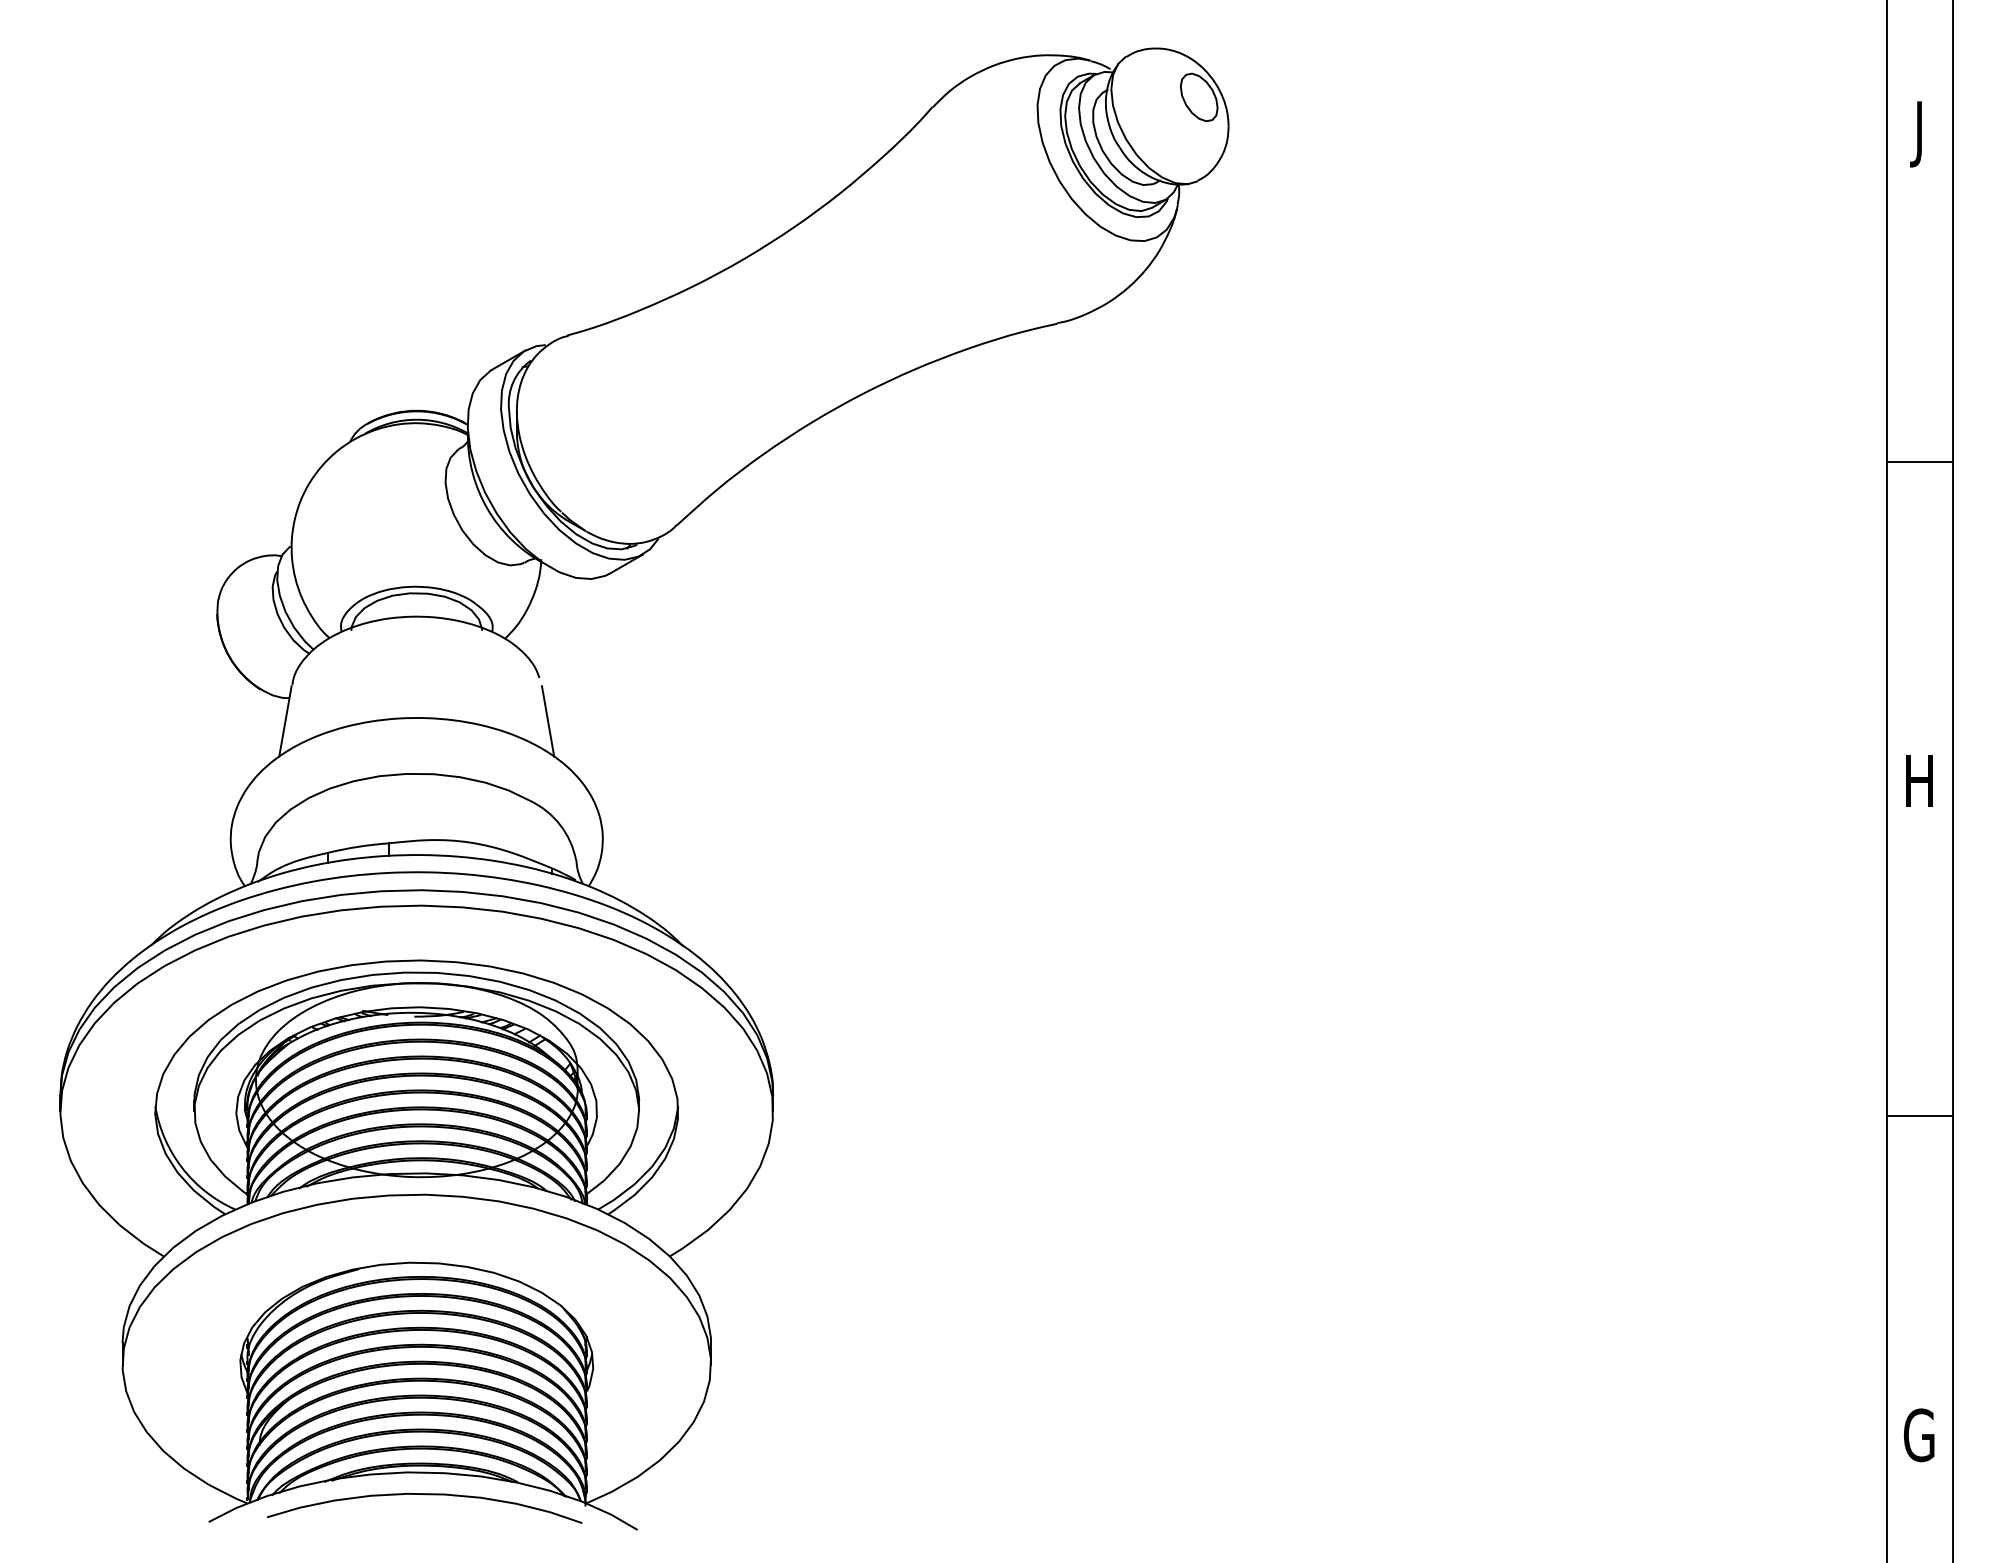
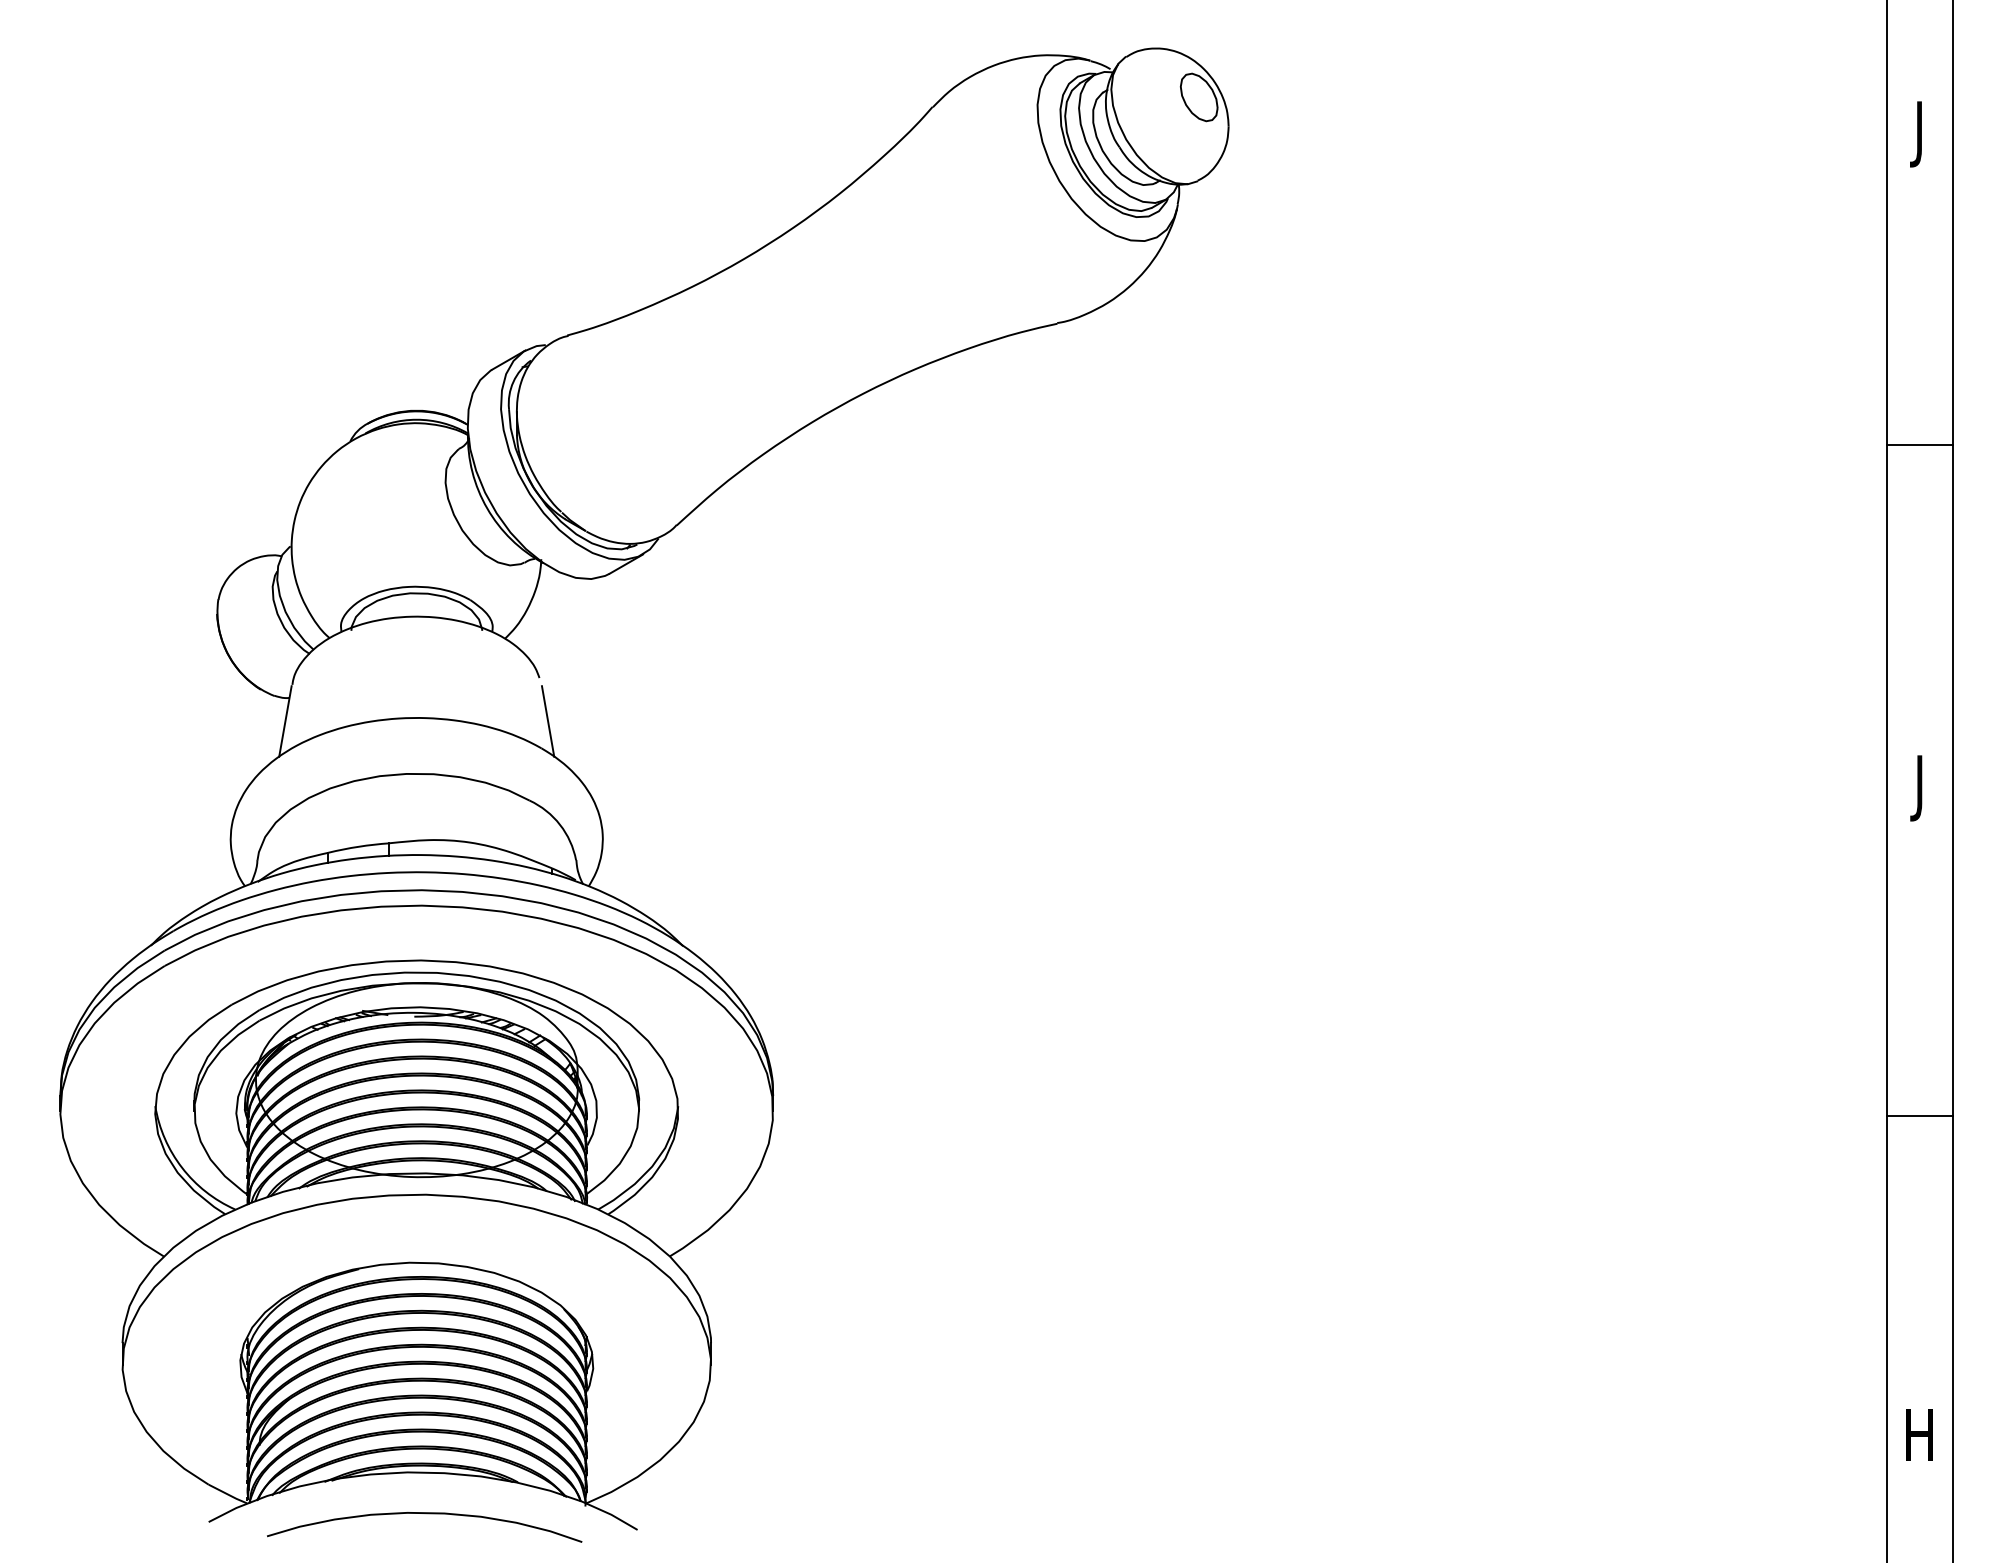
line position: (1919, 461) -> (1919, 444) (1919, 444)
text: H -> J (1919, 788)
text: G -> H (1918, 1435)
curve position: (425, 1495) -> (425, 1514) (425, 1514)
